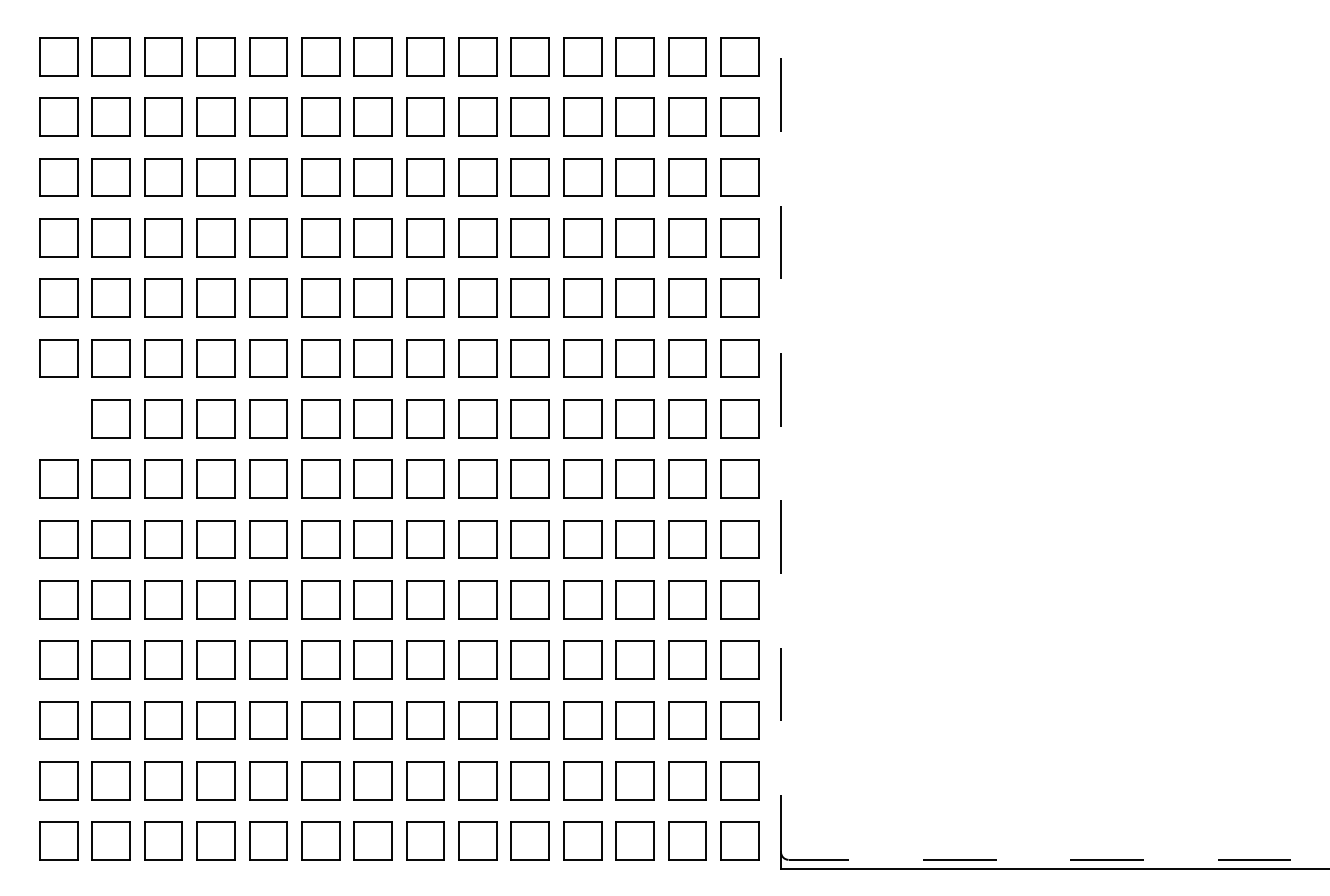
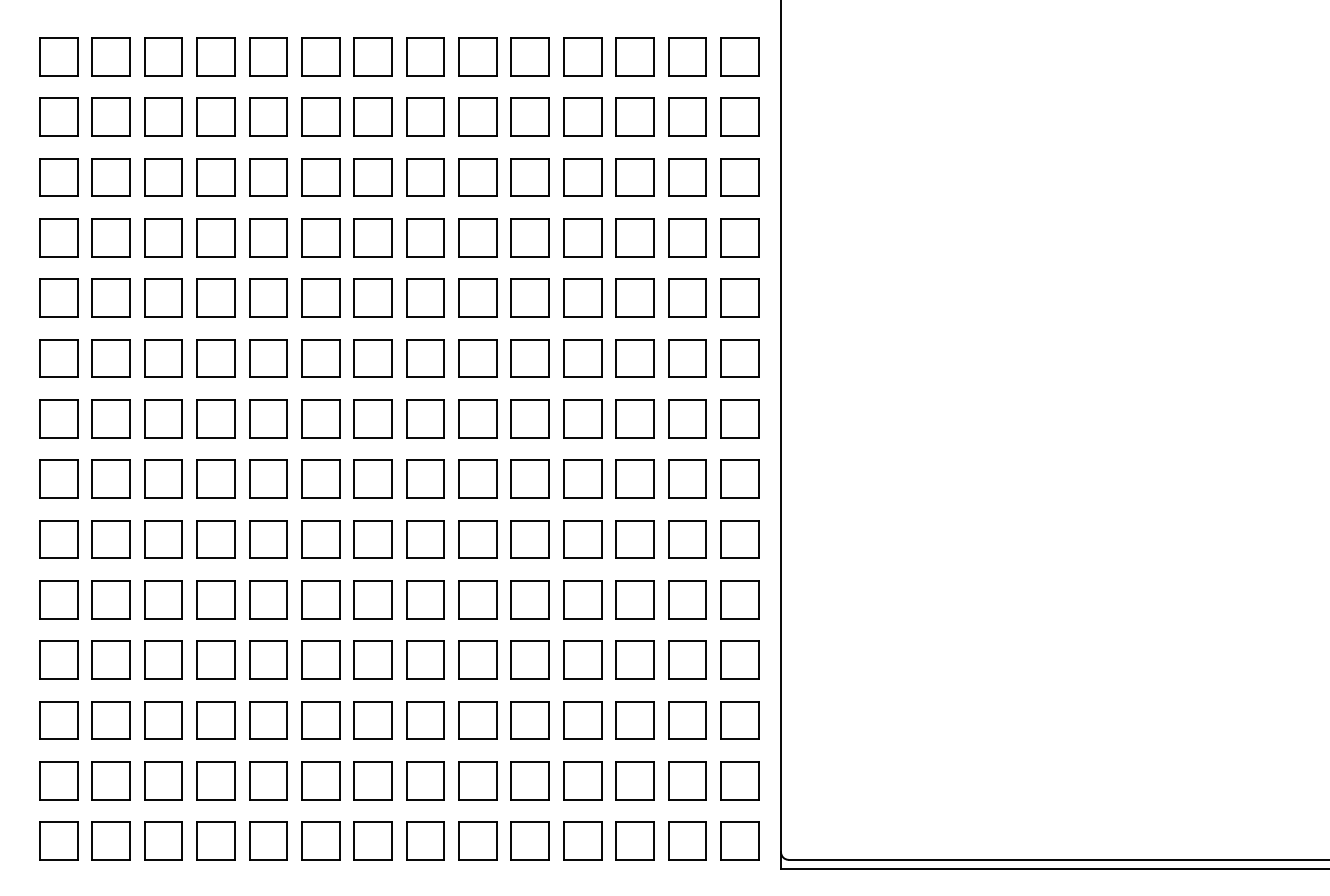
part: none -> present (58, 418)
line: dashed -> solid (780, 426)
line: dashed -> solid (1058, 859)
